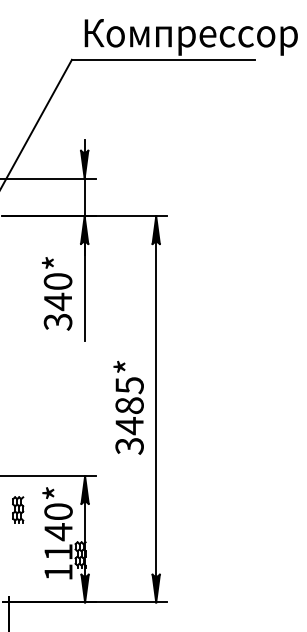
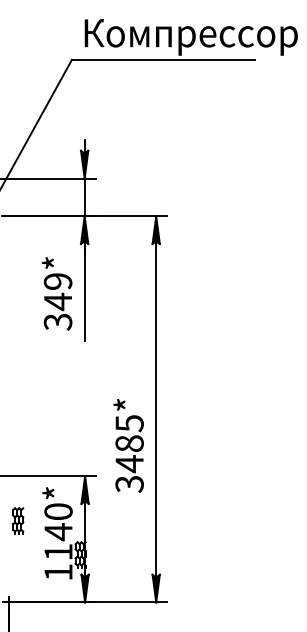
text: 340* -> 349* (57, 281)
text position: (128, 407) -> (128, 445) (128, 445)
part position: (18, 509) -> (18, 520) (18, 520)
